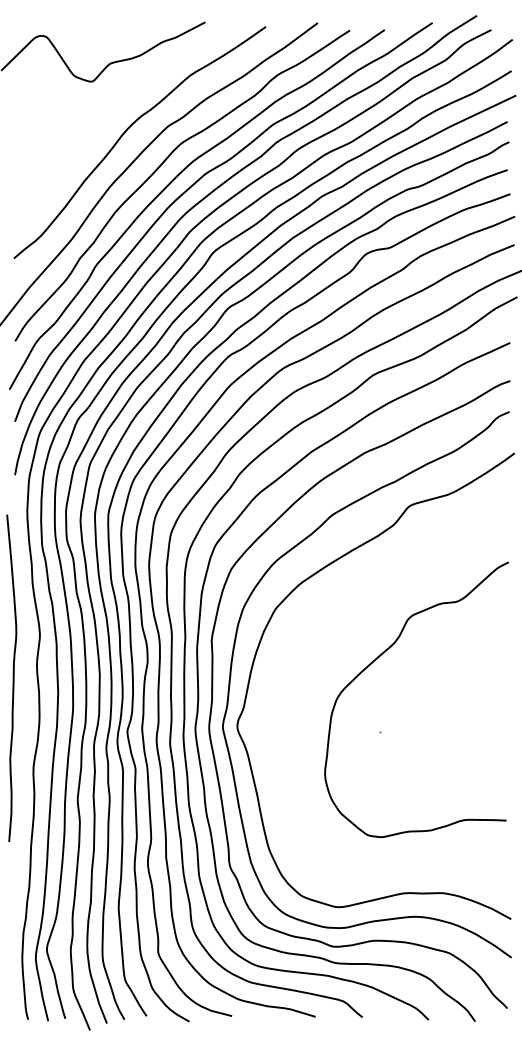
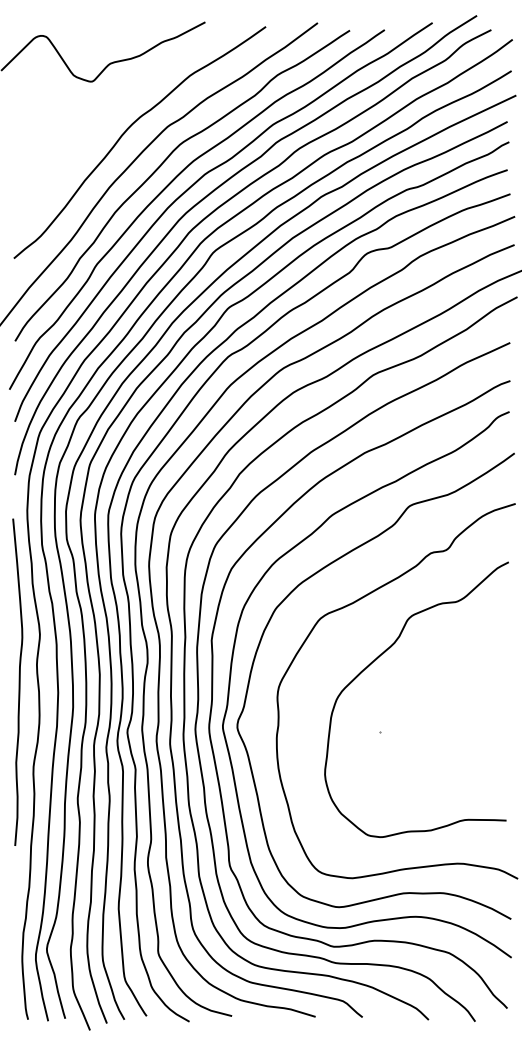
curve: none -> present (352, 604)
curve position: (12, 677) -> (18, 681) (18, 681)
